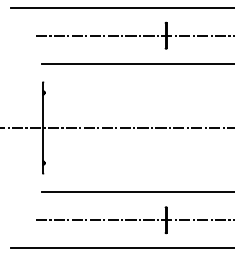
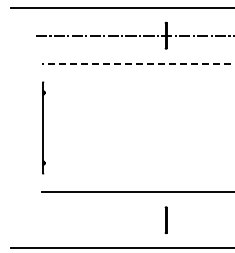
line: solid -> dashed (137, 63)
line: present -> none (116, 127)
line: present -> none (133, 220)
